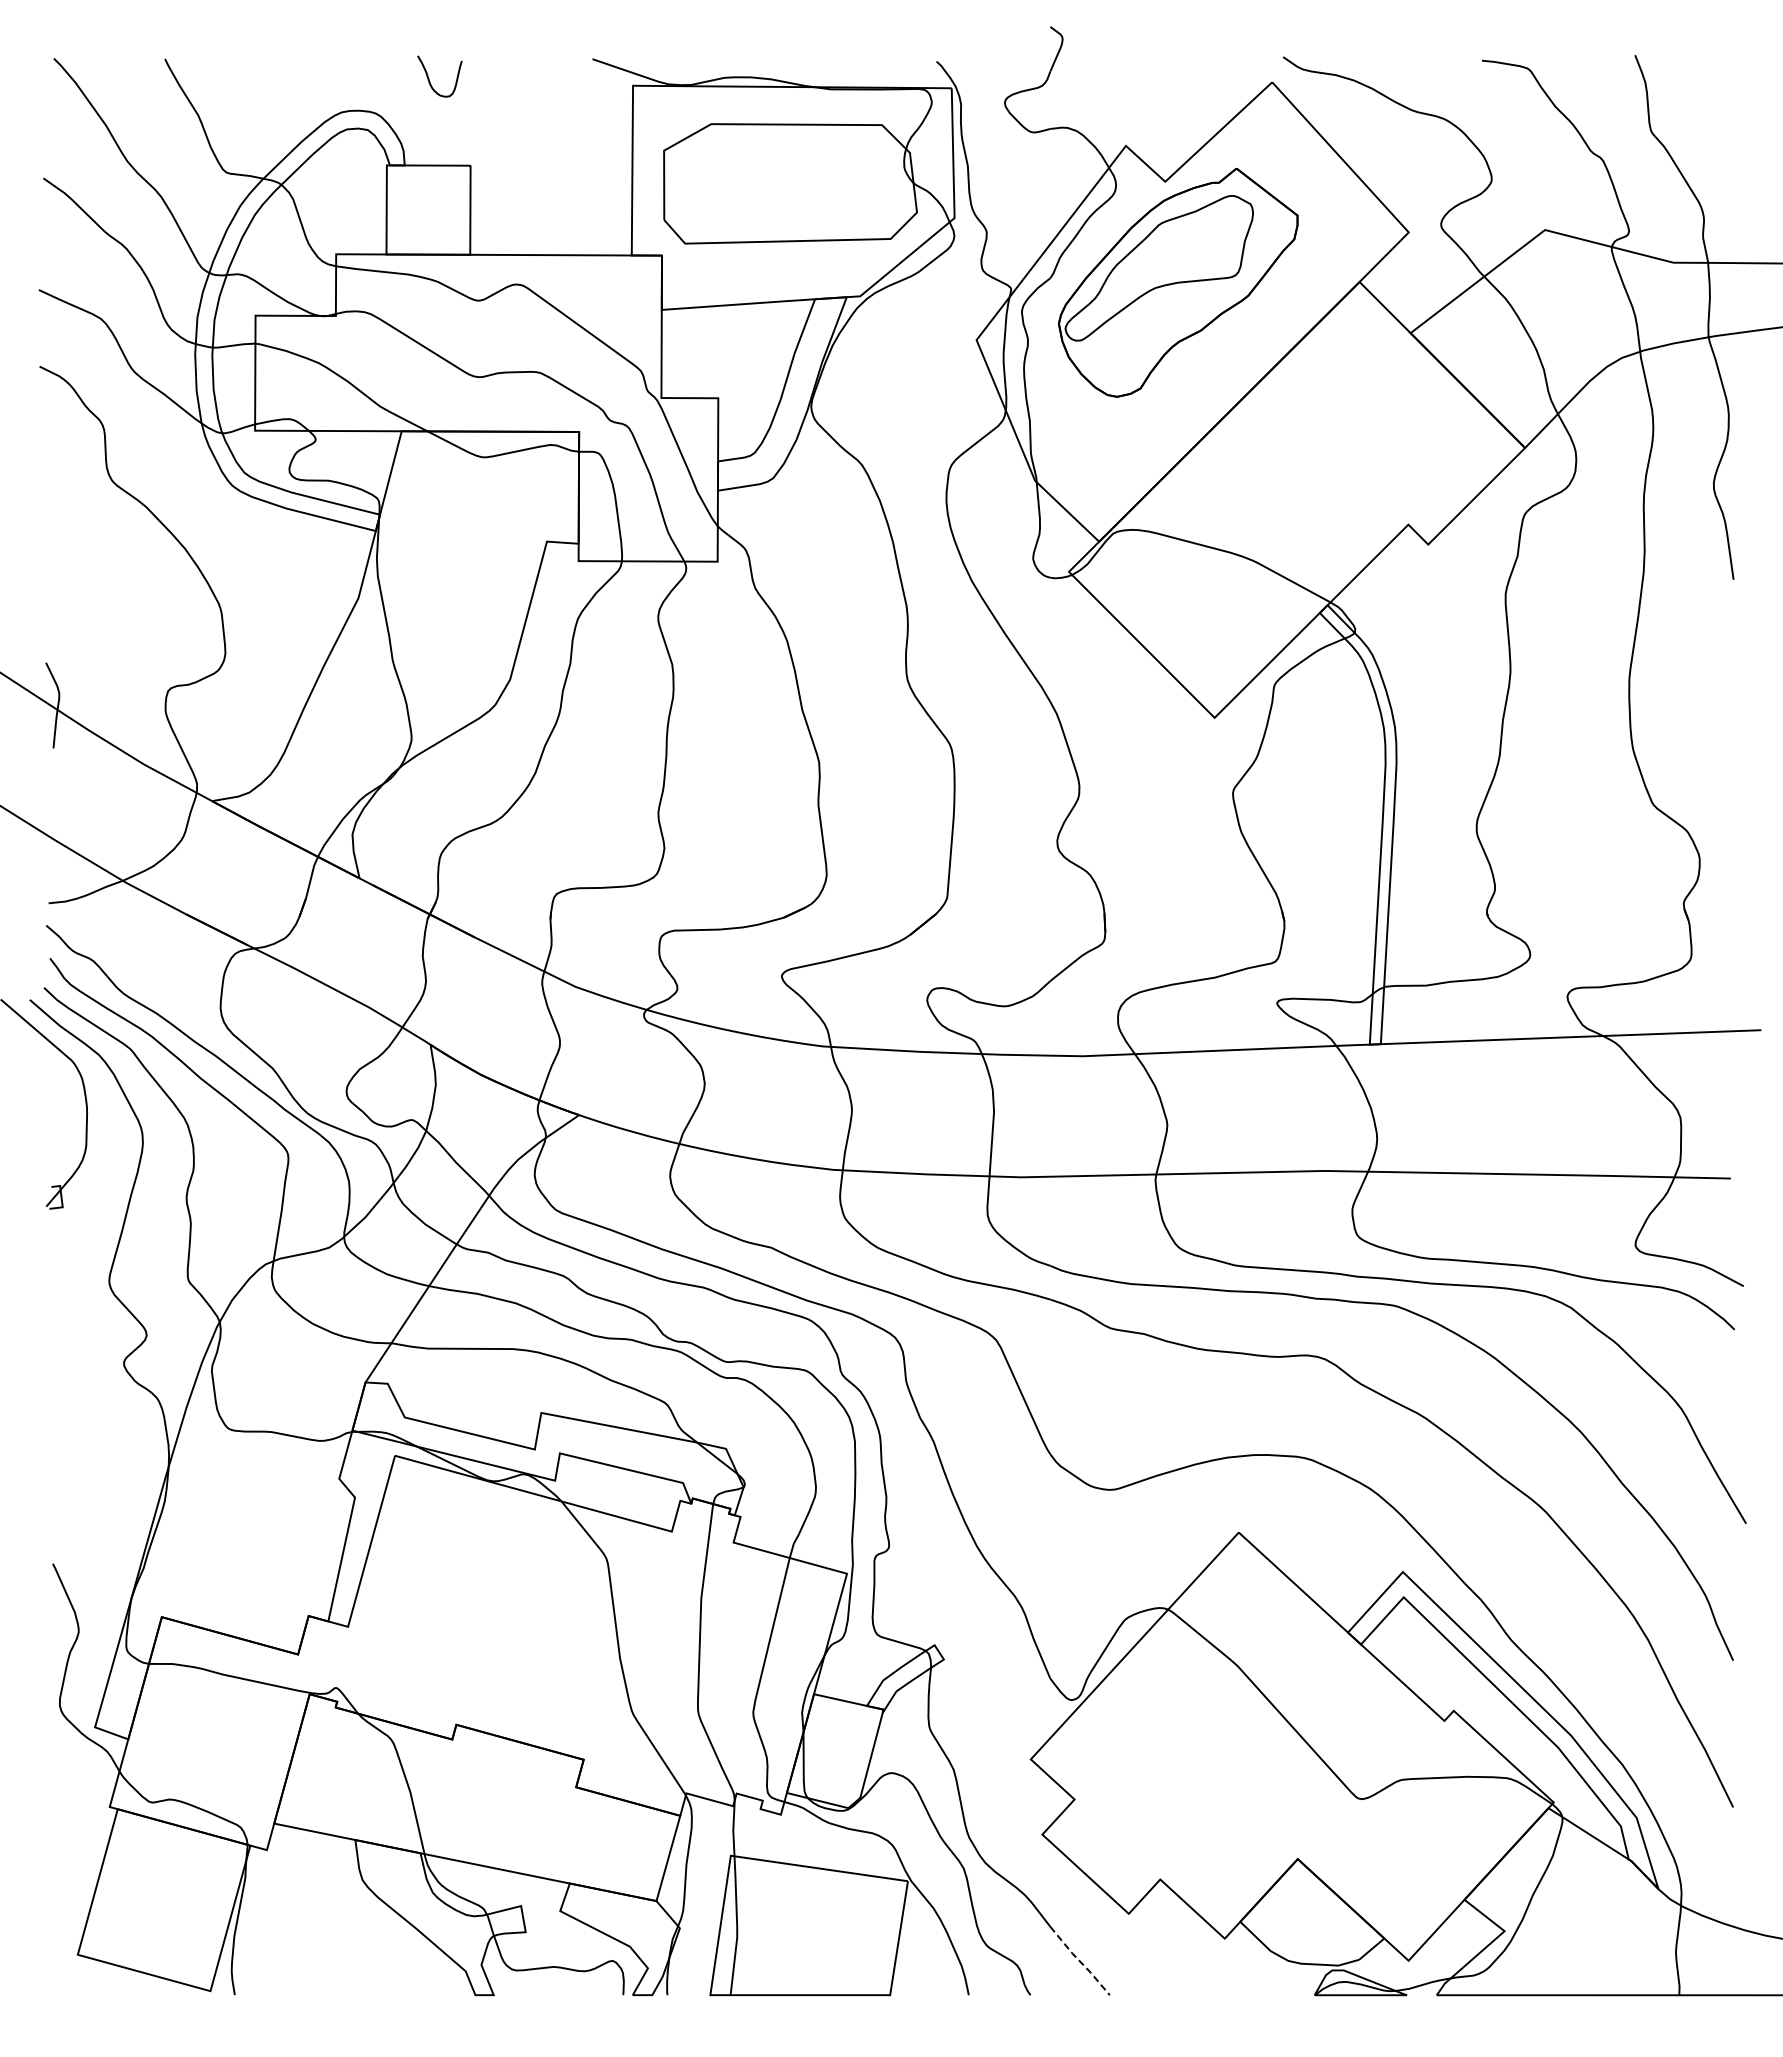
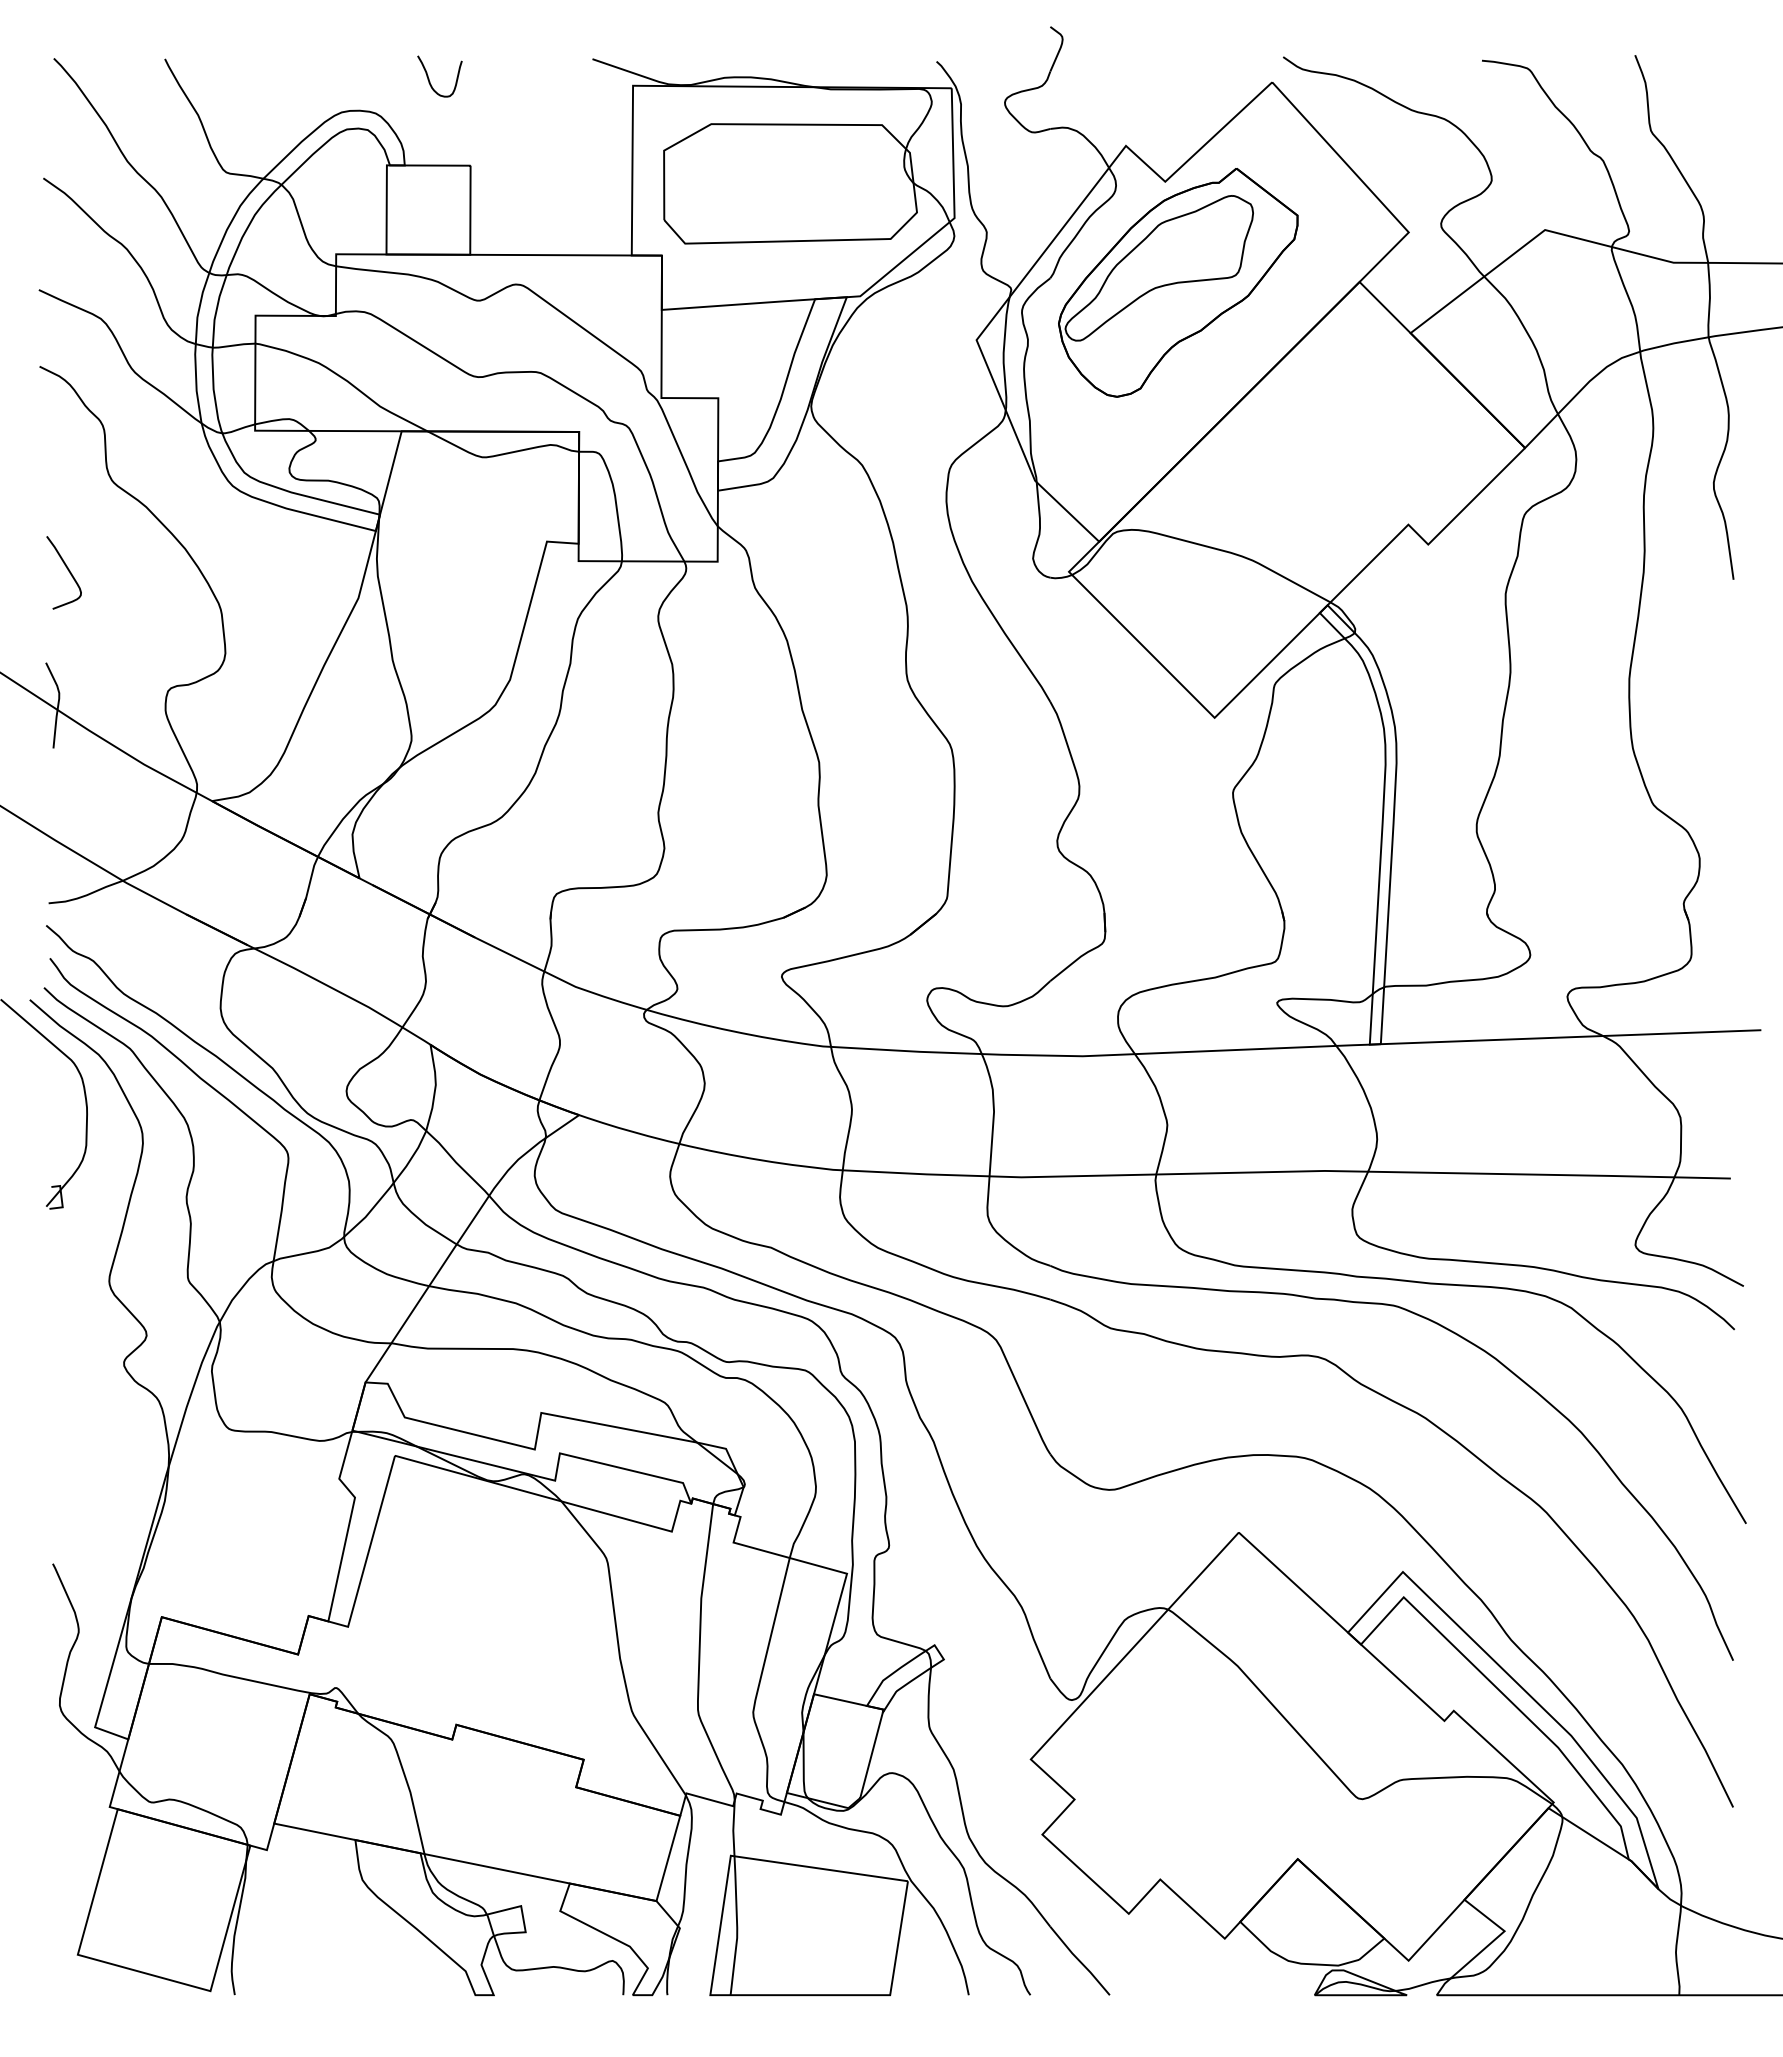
curve: none -> present (67, 570)
line: dashed -> solid (1079, 1961)
